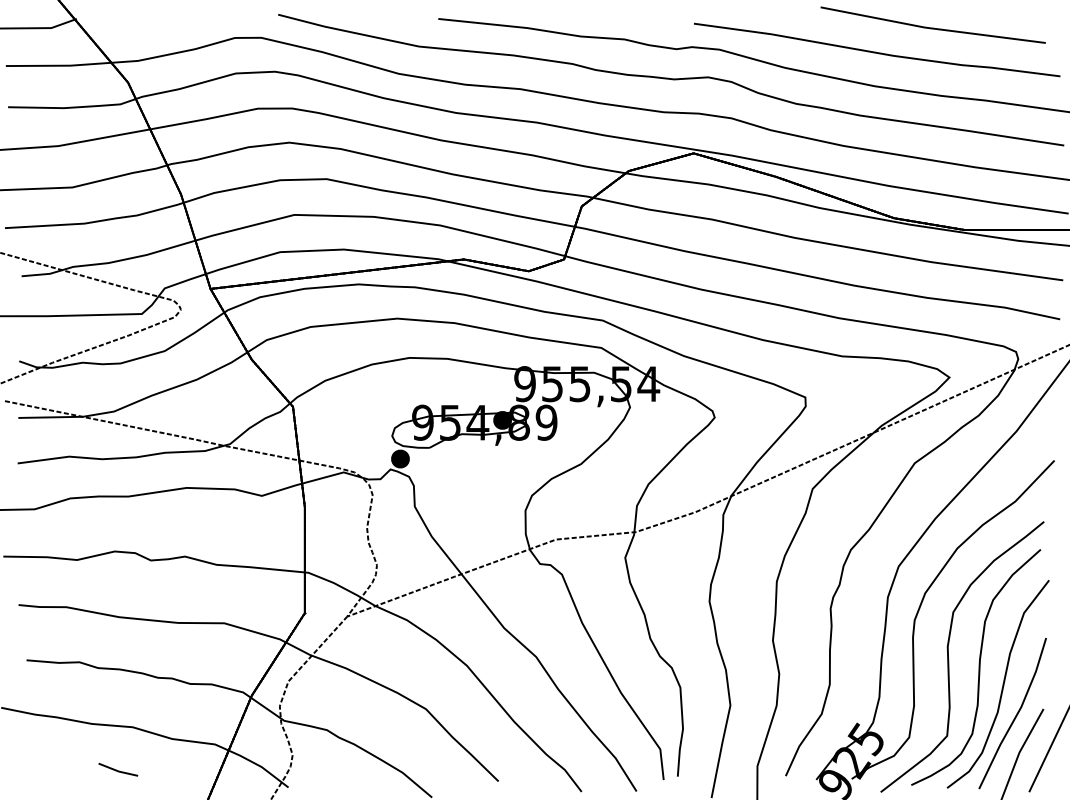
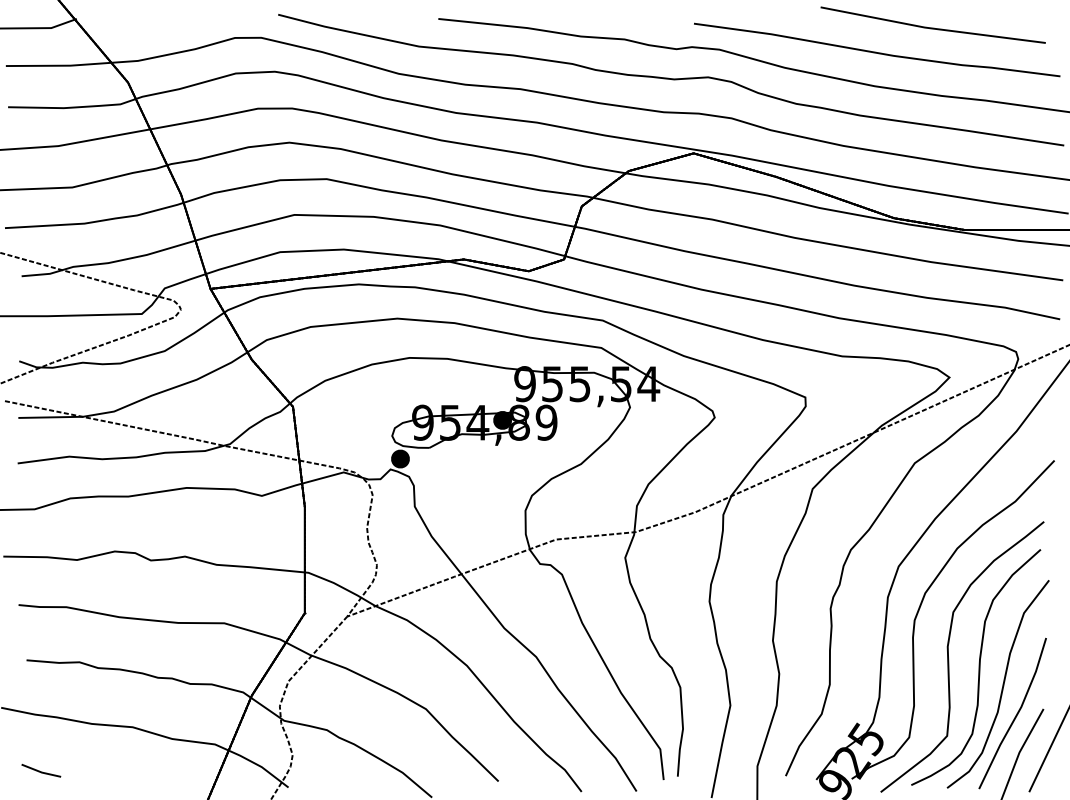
part position: (118, 769) -> (41, 770) (41, 770)
